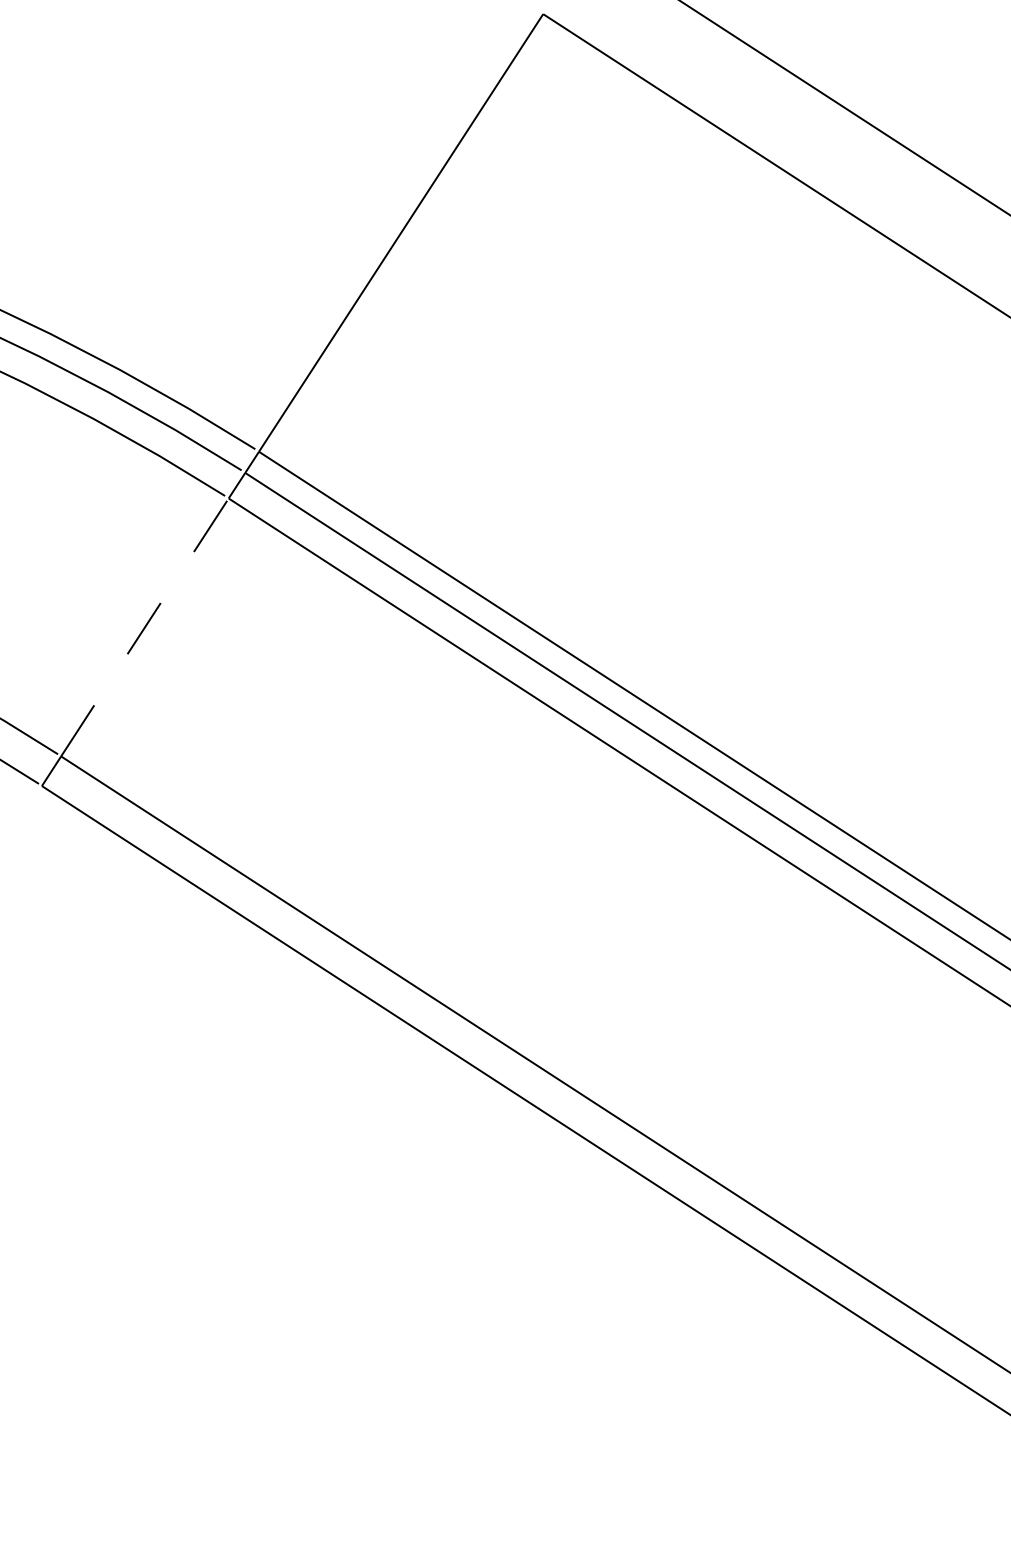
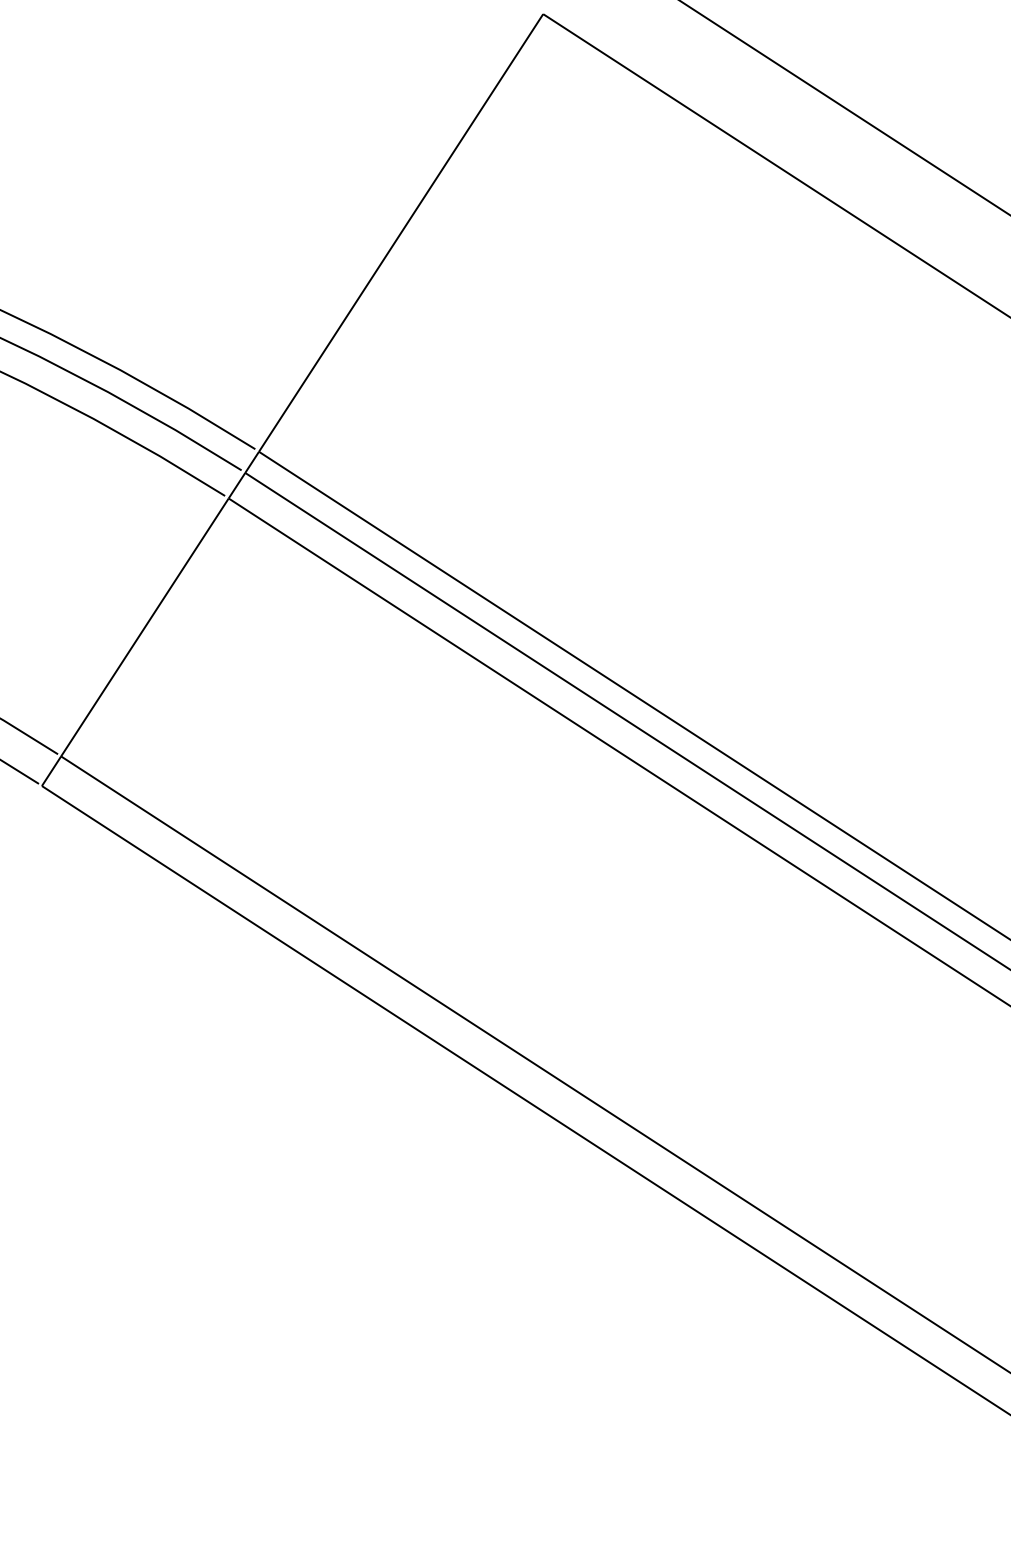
line: dashed -> solid (144, 627)
